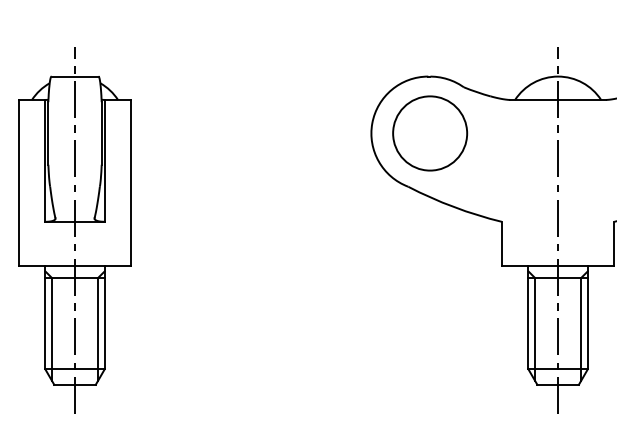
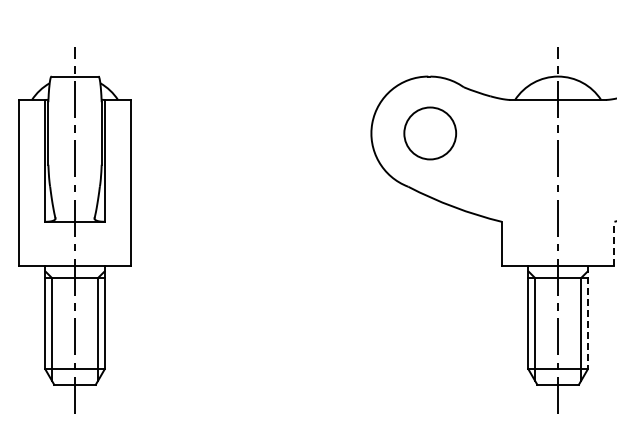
part size: 77x77 px -> 55x55 px (430, 133)
line: solid -> dashed (614, 243)
line: solid -> dashed (587, 317)
